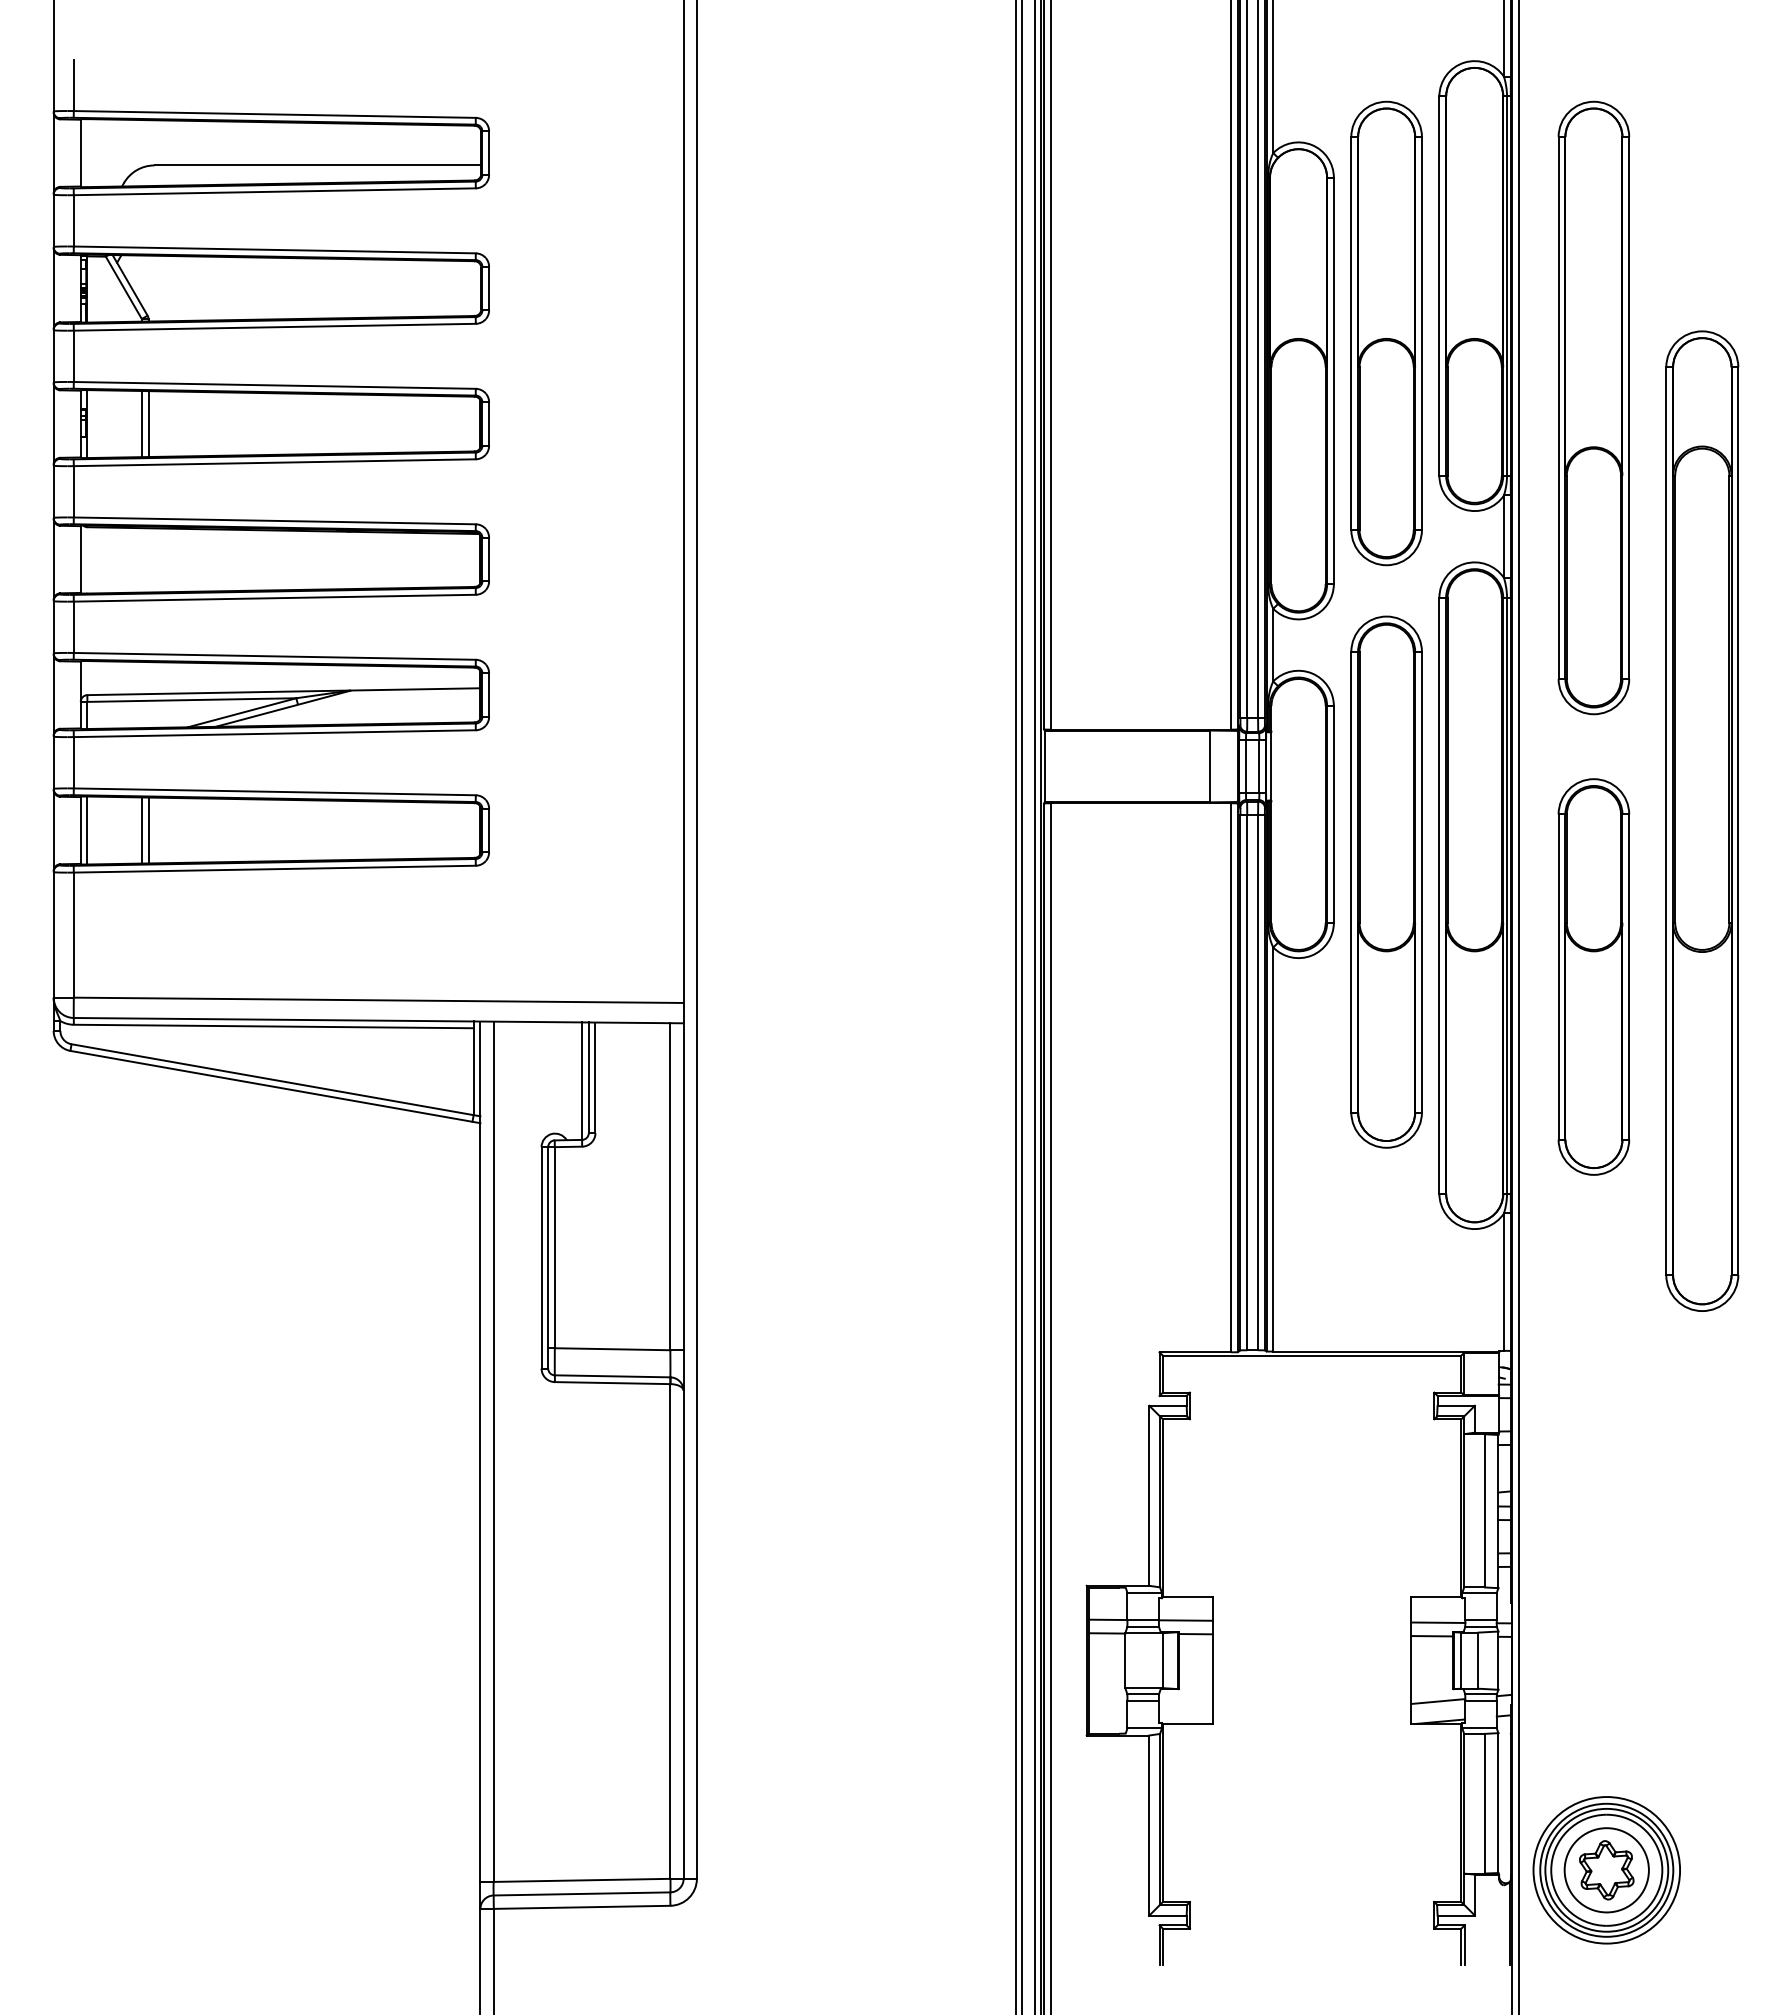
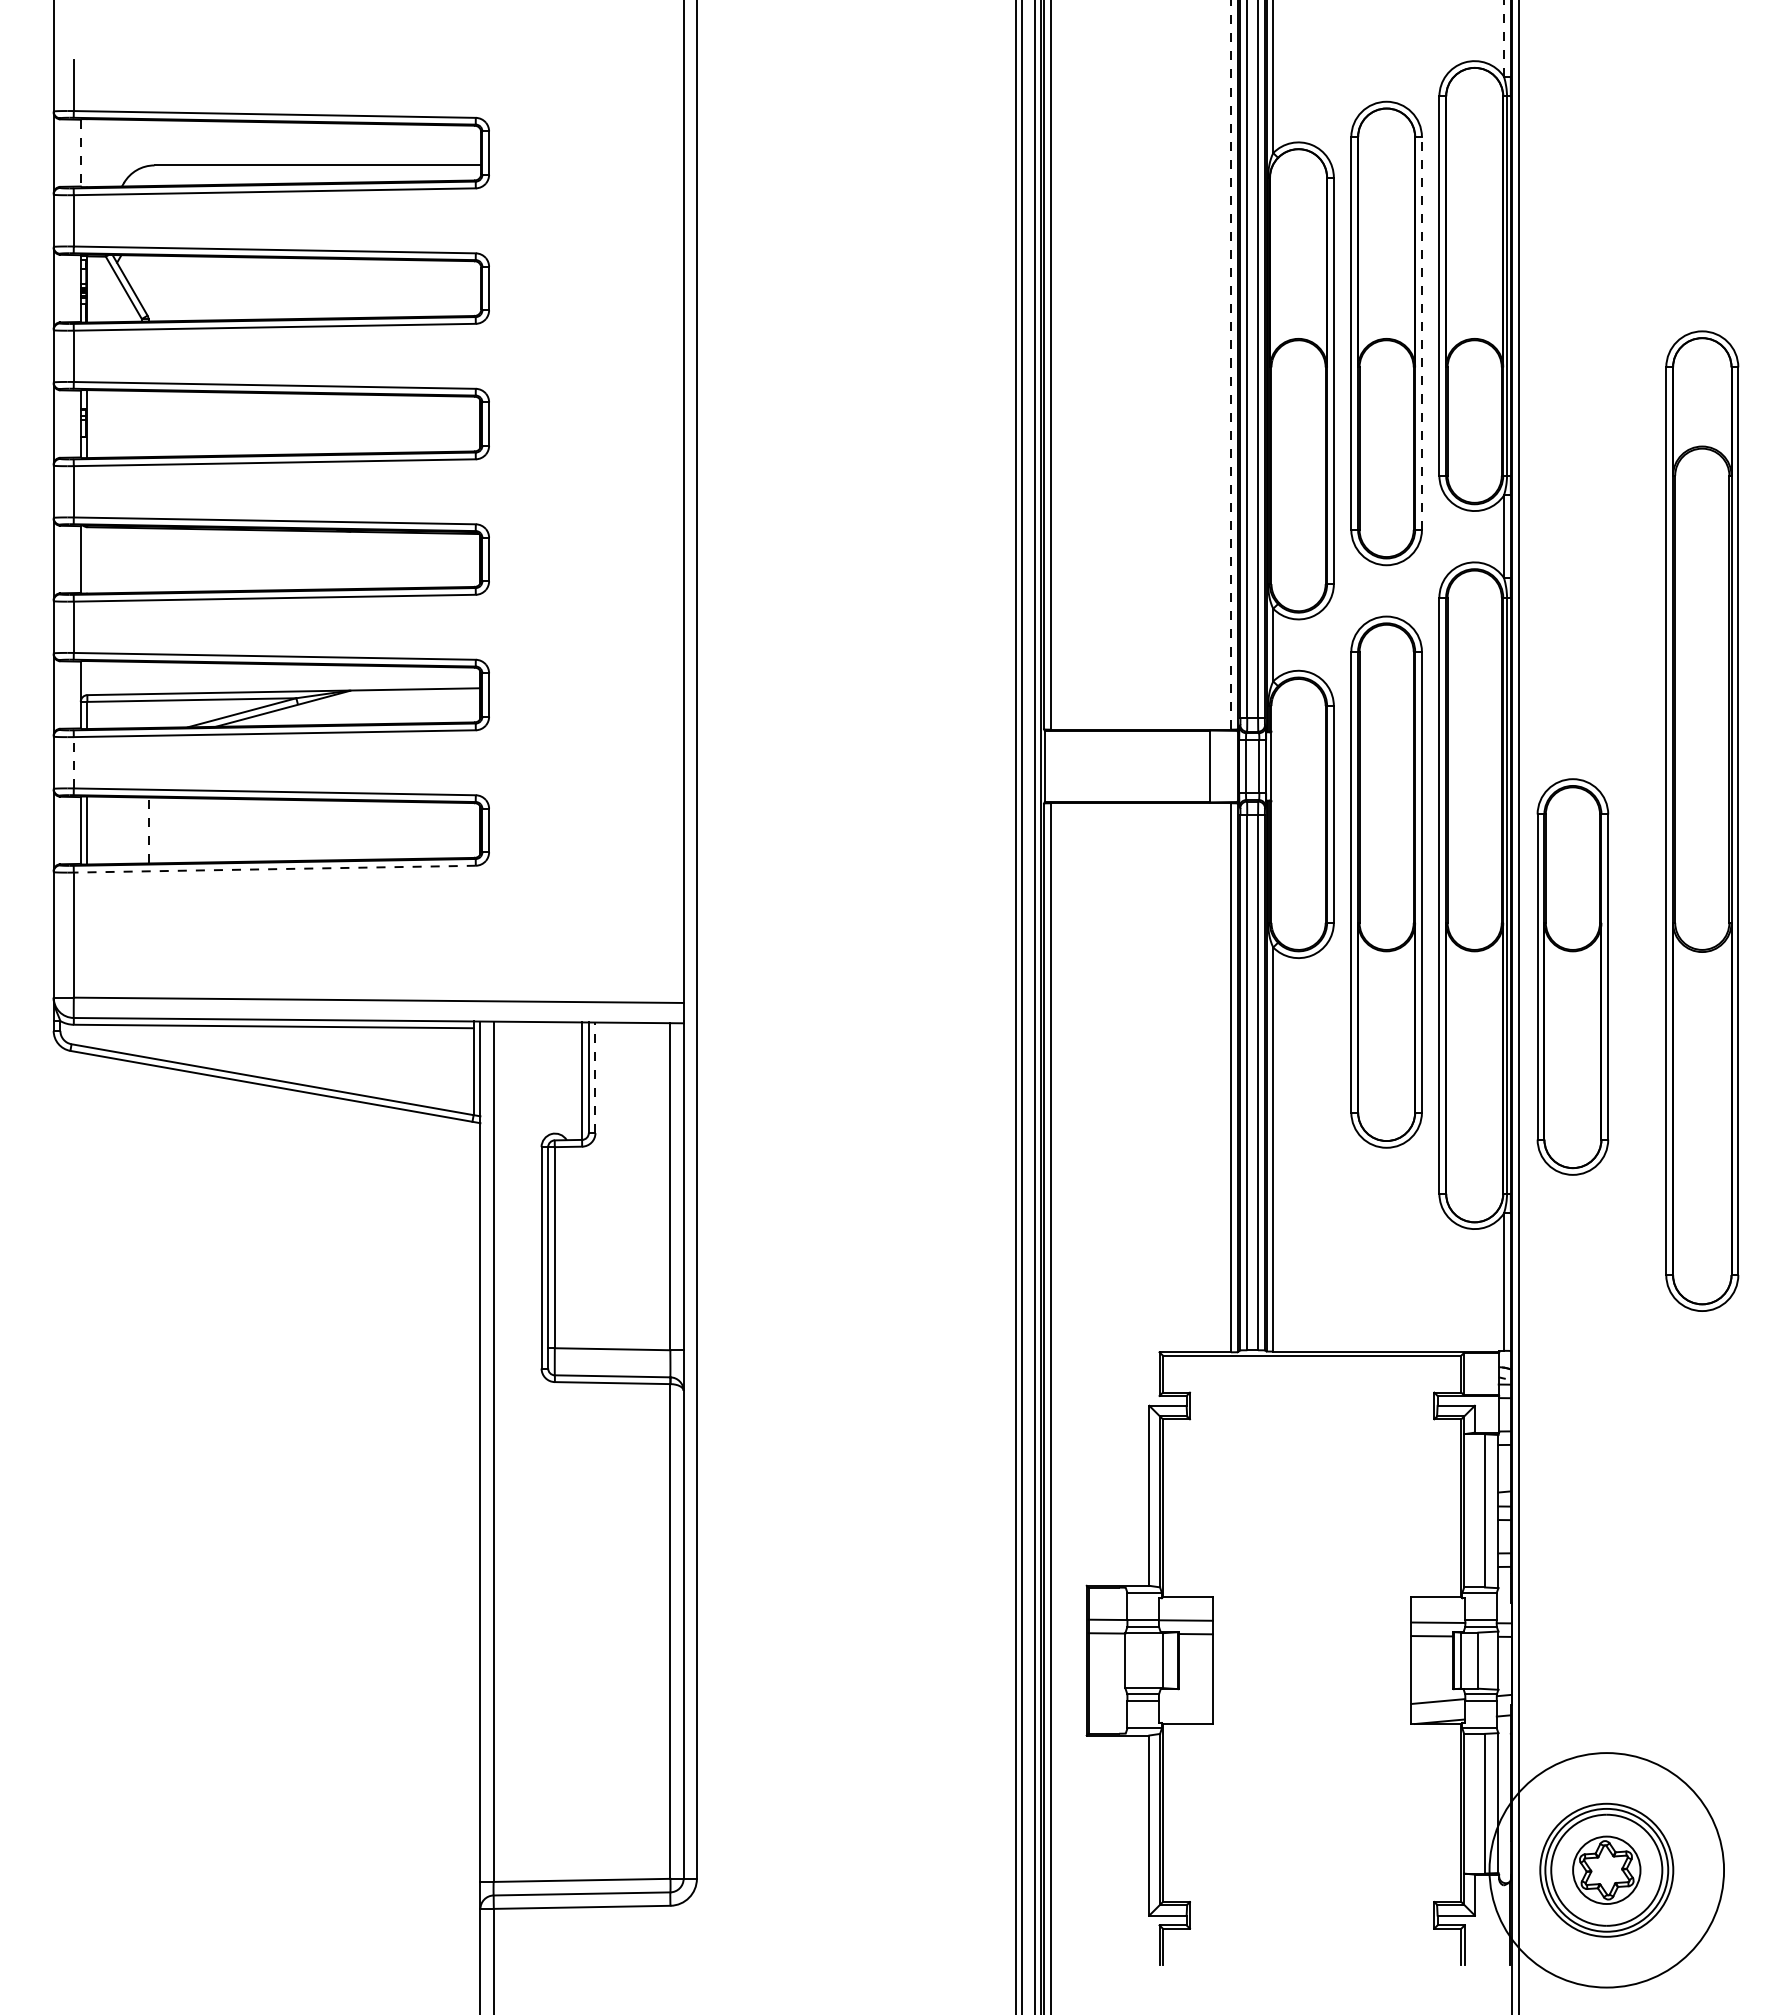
line: solid -> dashed (1504, 38)
line: solid -> dashed (80, 153)
line: solid -> dashed (1421, 333)
line: solid -> dashed (1231, 365)
part: present -> none (1593, 407)
line: present -> none (141, 424)
line: present -> none (148, 424)
line: solid -> dashed (73, 762)
line: present -> none (141, 830)
line: solid -> dashed (148, 830)
line: solid -> dashed (274, 869)
part position: (1593, 976) -> (1572, 976) (1572, 976)
line: solid -> dashed (595, 1077)
circle diameter: 147 px -> 235 px (1606, 1870)
circle diameter: 84 px -> 67 px (1606, 1870)
